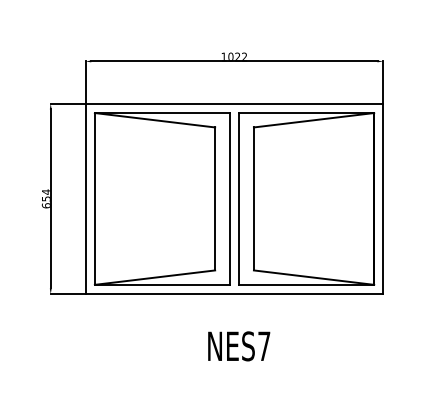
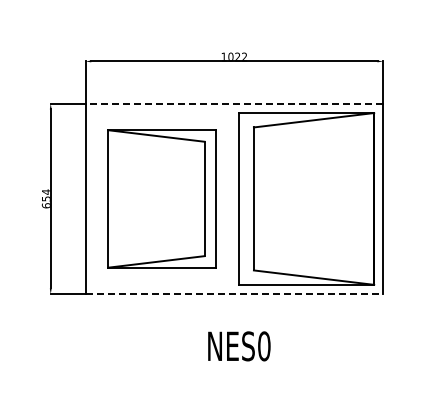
line: solid -> dashed (234, 103)
part size: 137x174 px -> 110x140 px (161, 198)
line: solid -> dashed (234, 294)
text: NES7 -> NES0 (264, 346)
